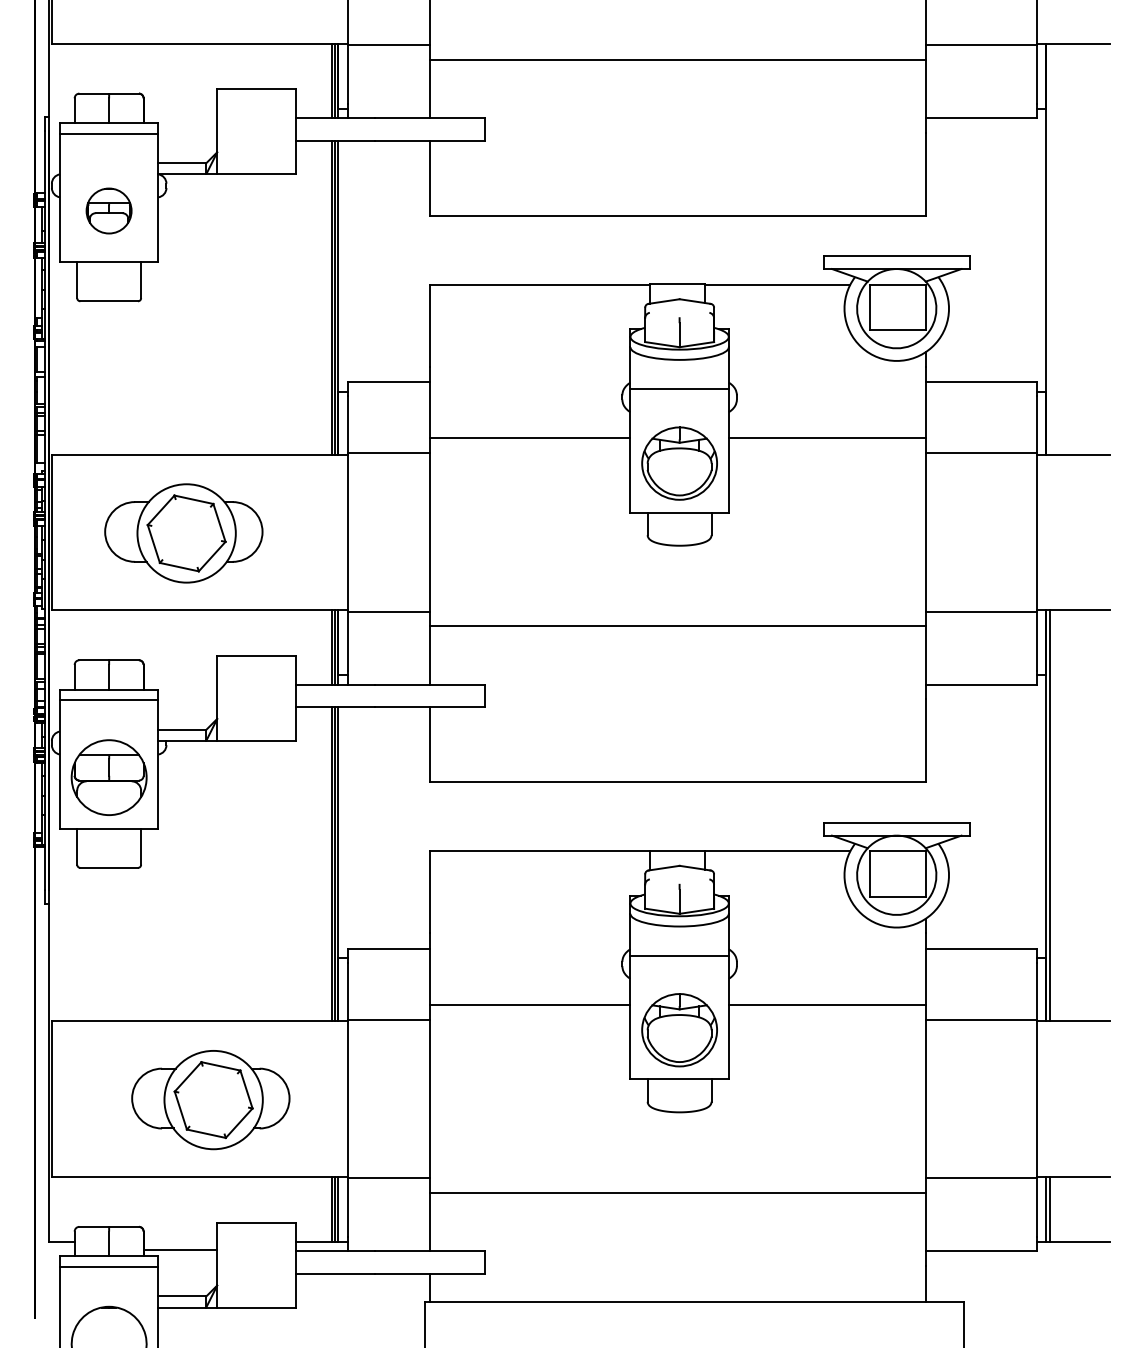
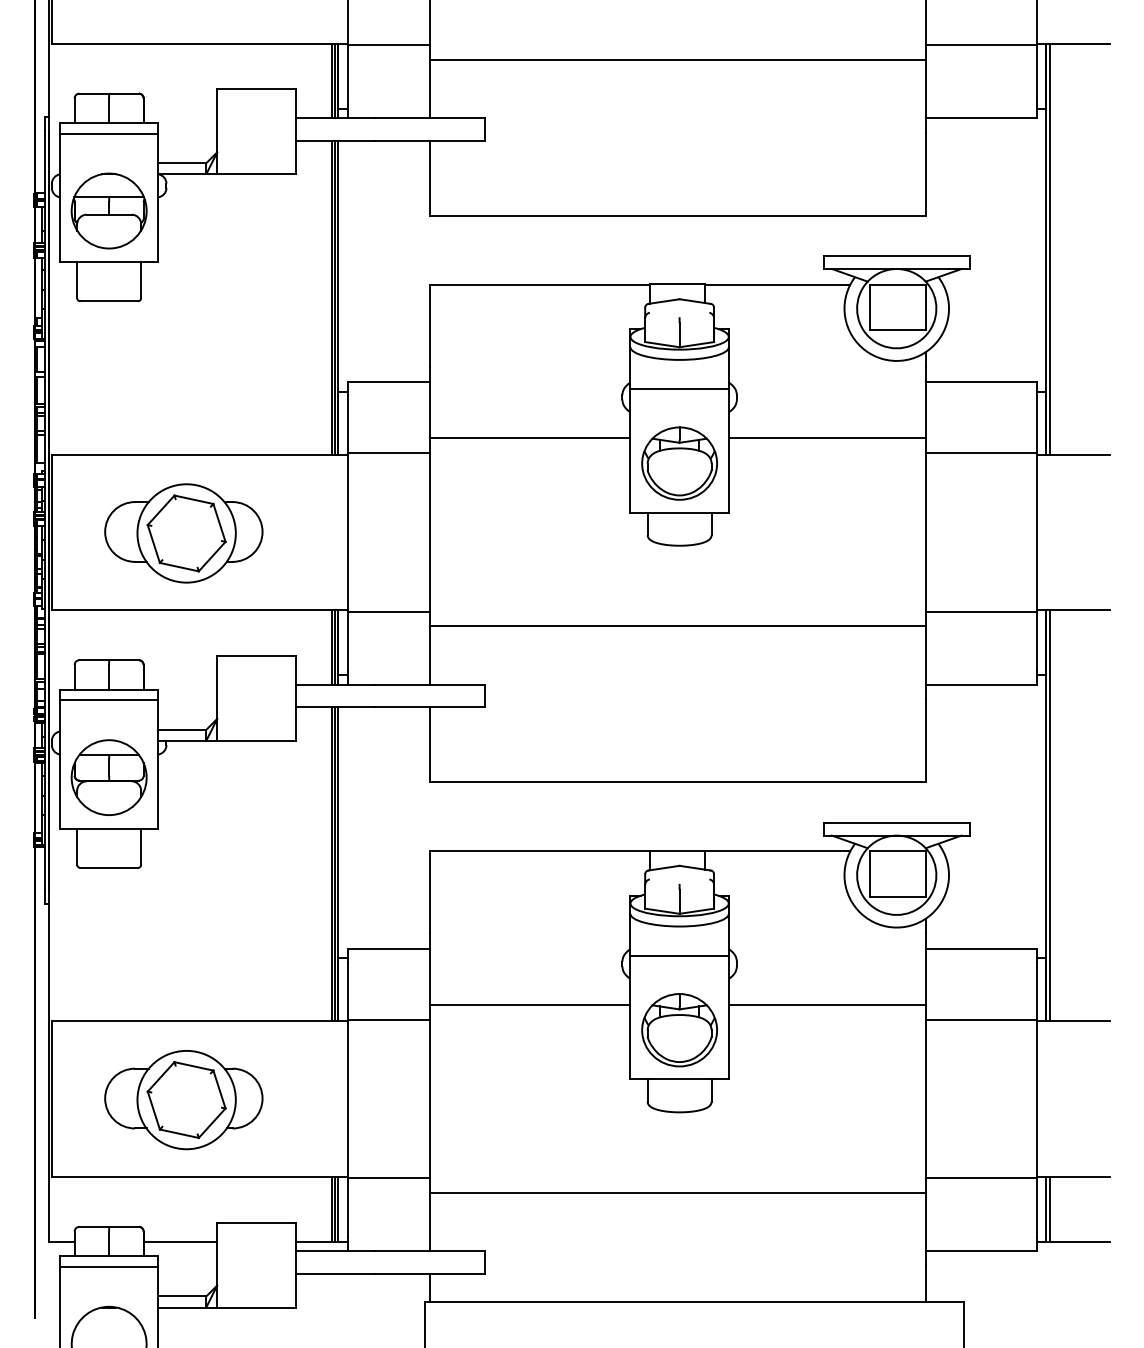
part size: 48x48 px -> 78x78 px (108, 210)
line: none -> present (1049, 248)
part position: (210, 1100) -> (183, 1100) (183, 1100)
line position: (180, 1249) -> (180, 1241) (180, 1241)
